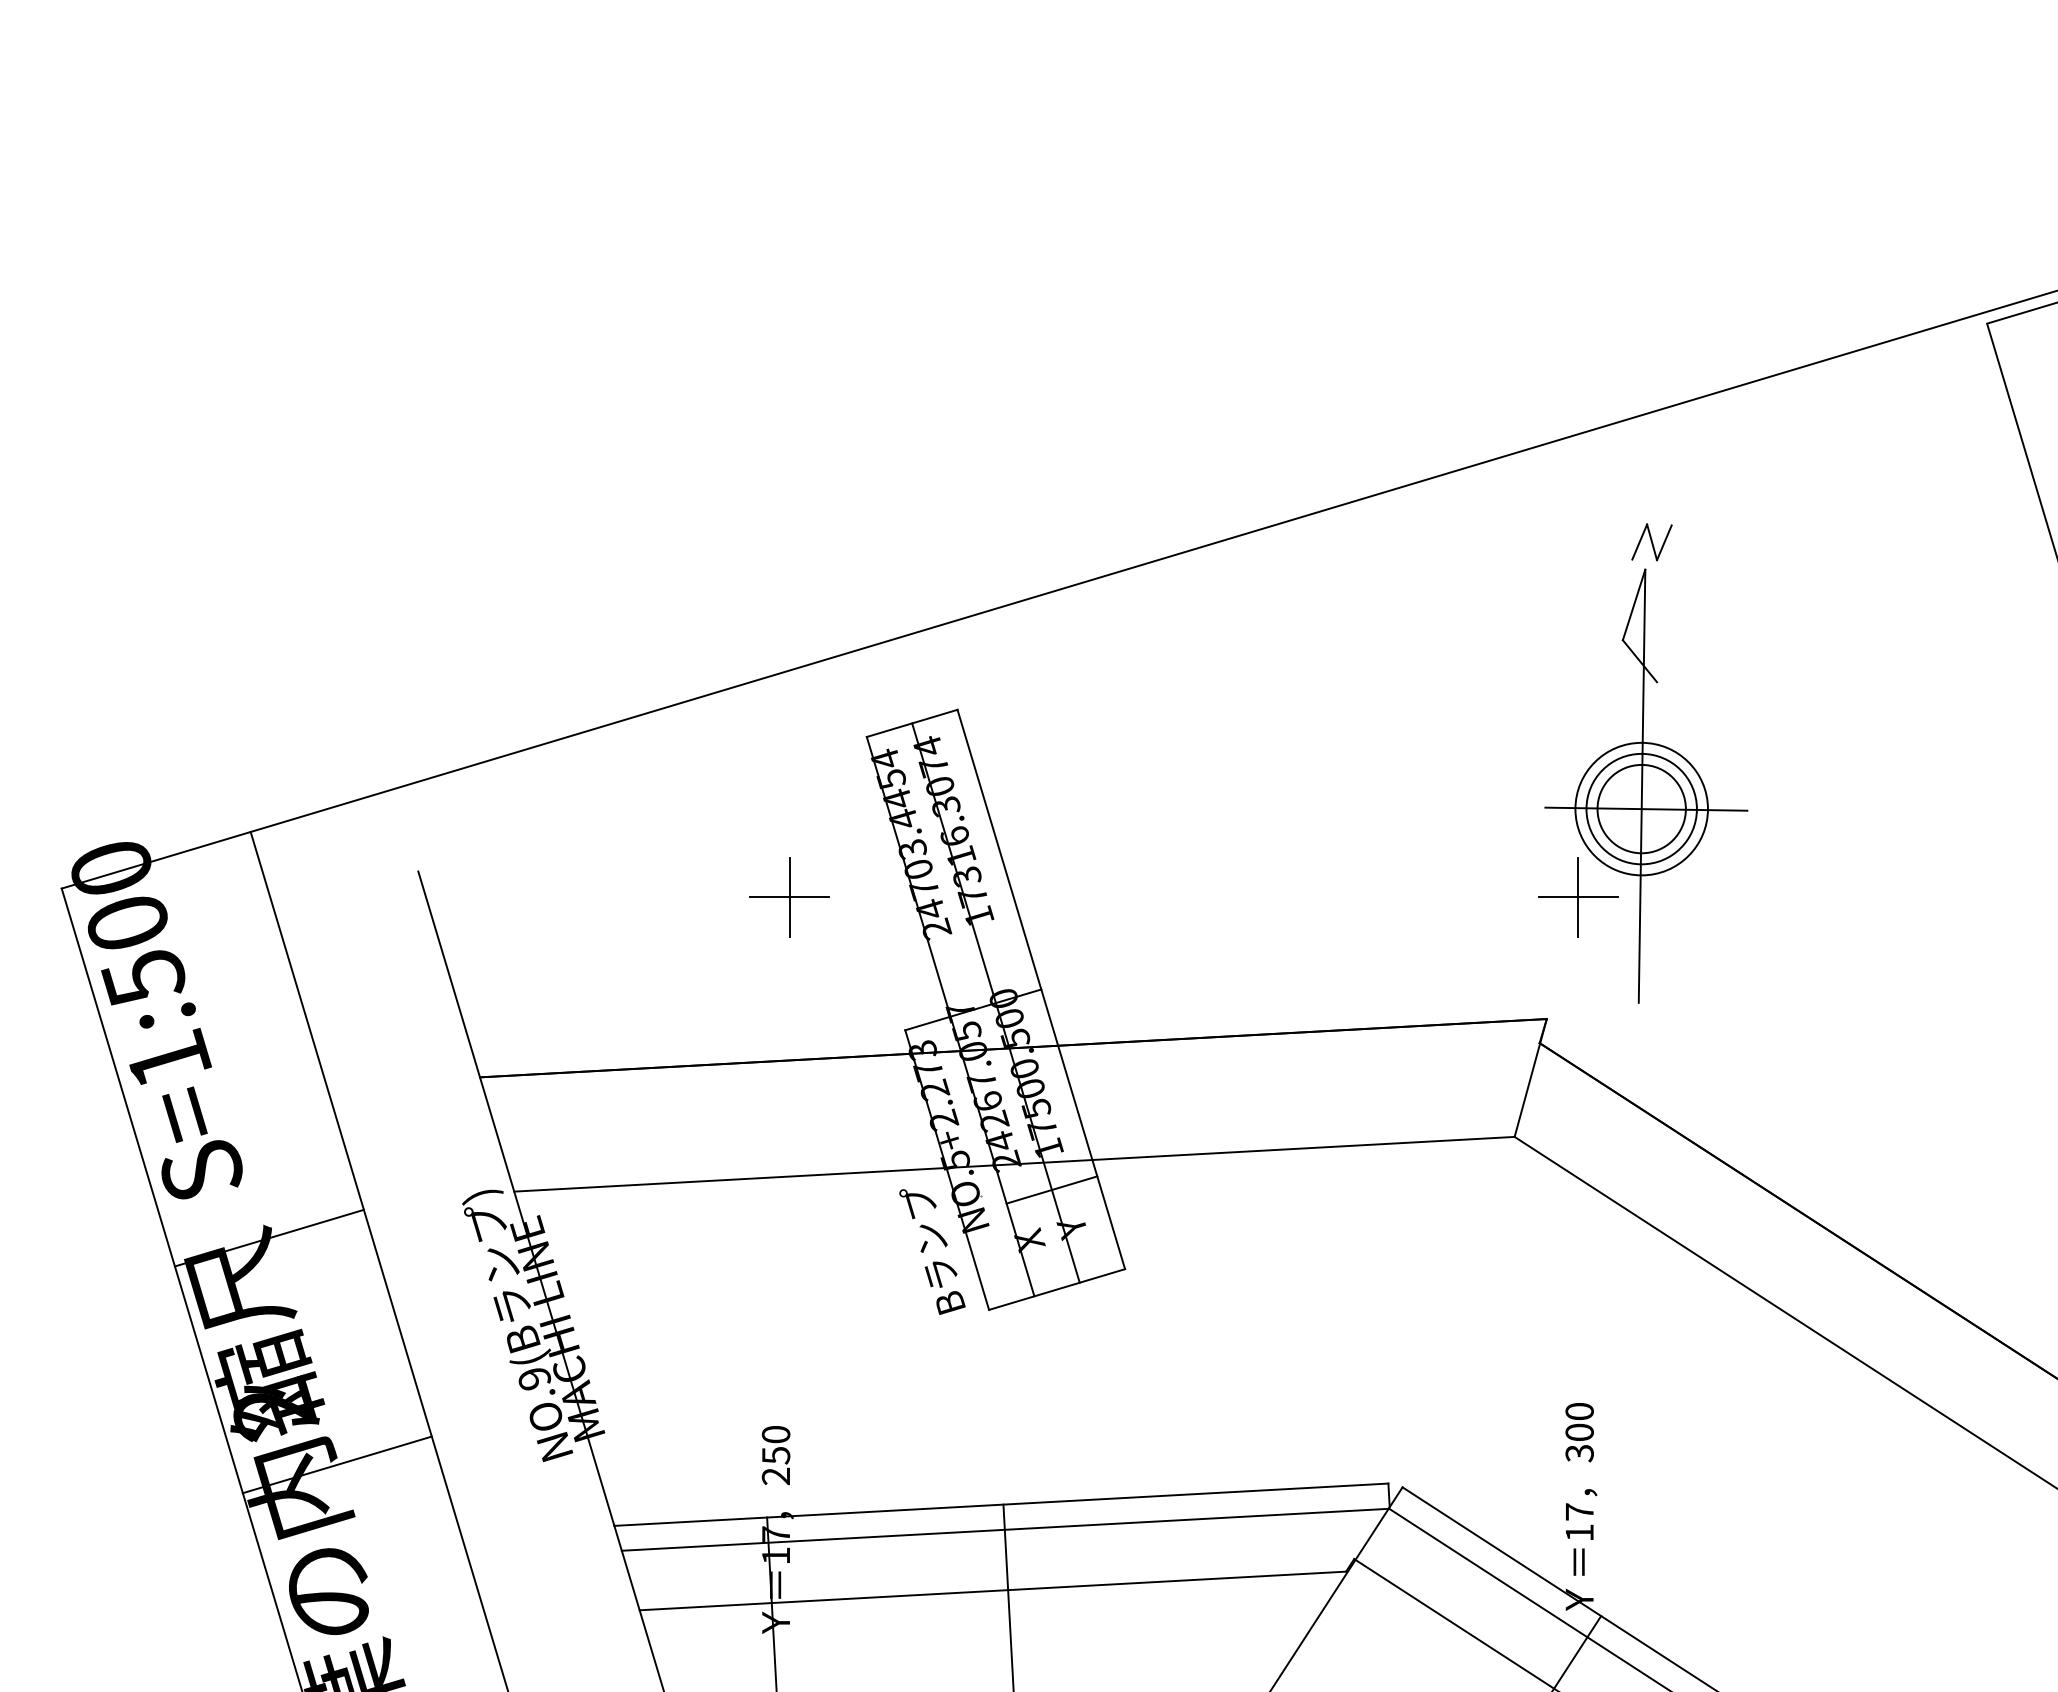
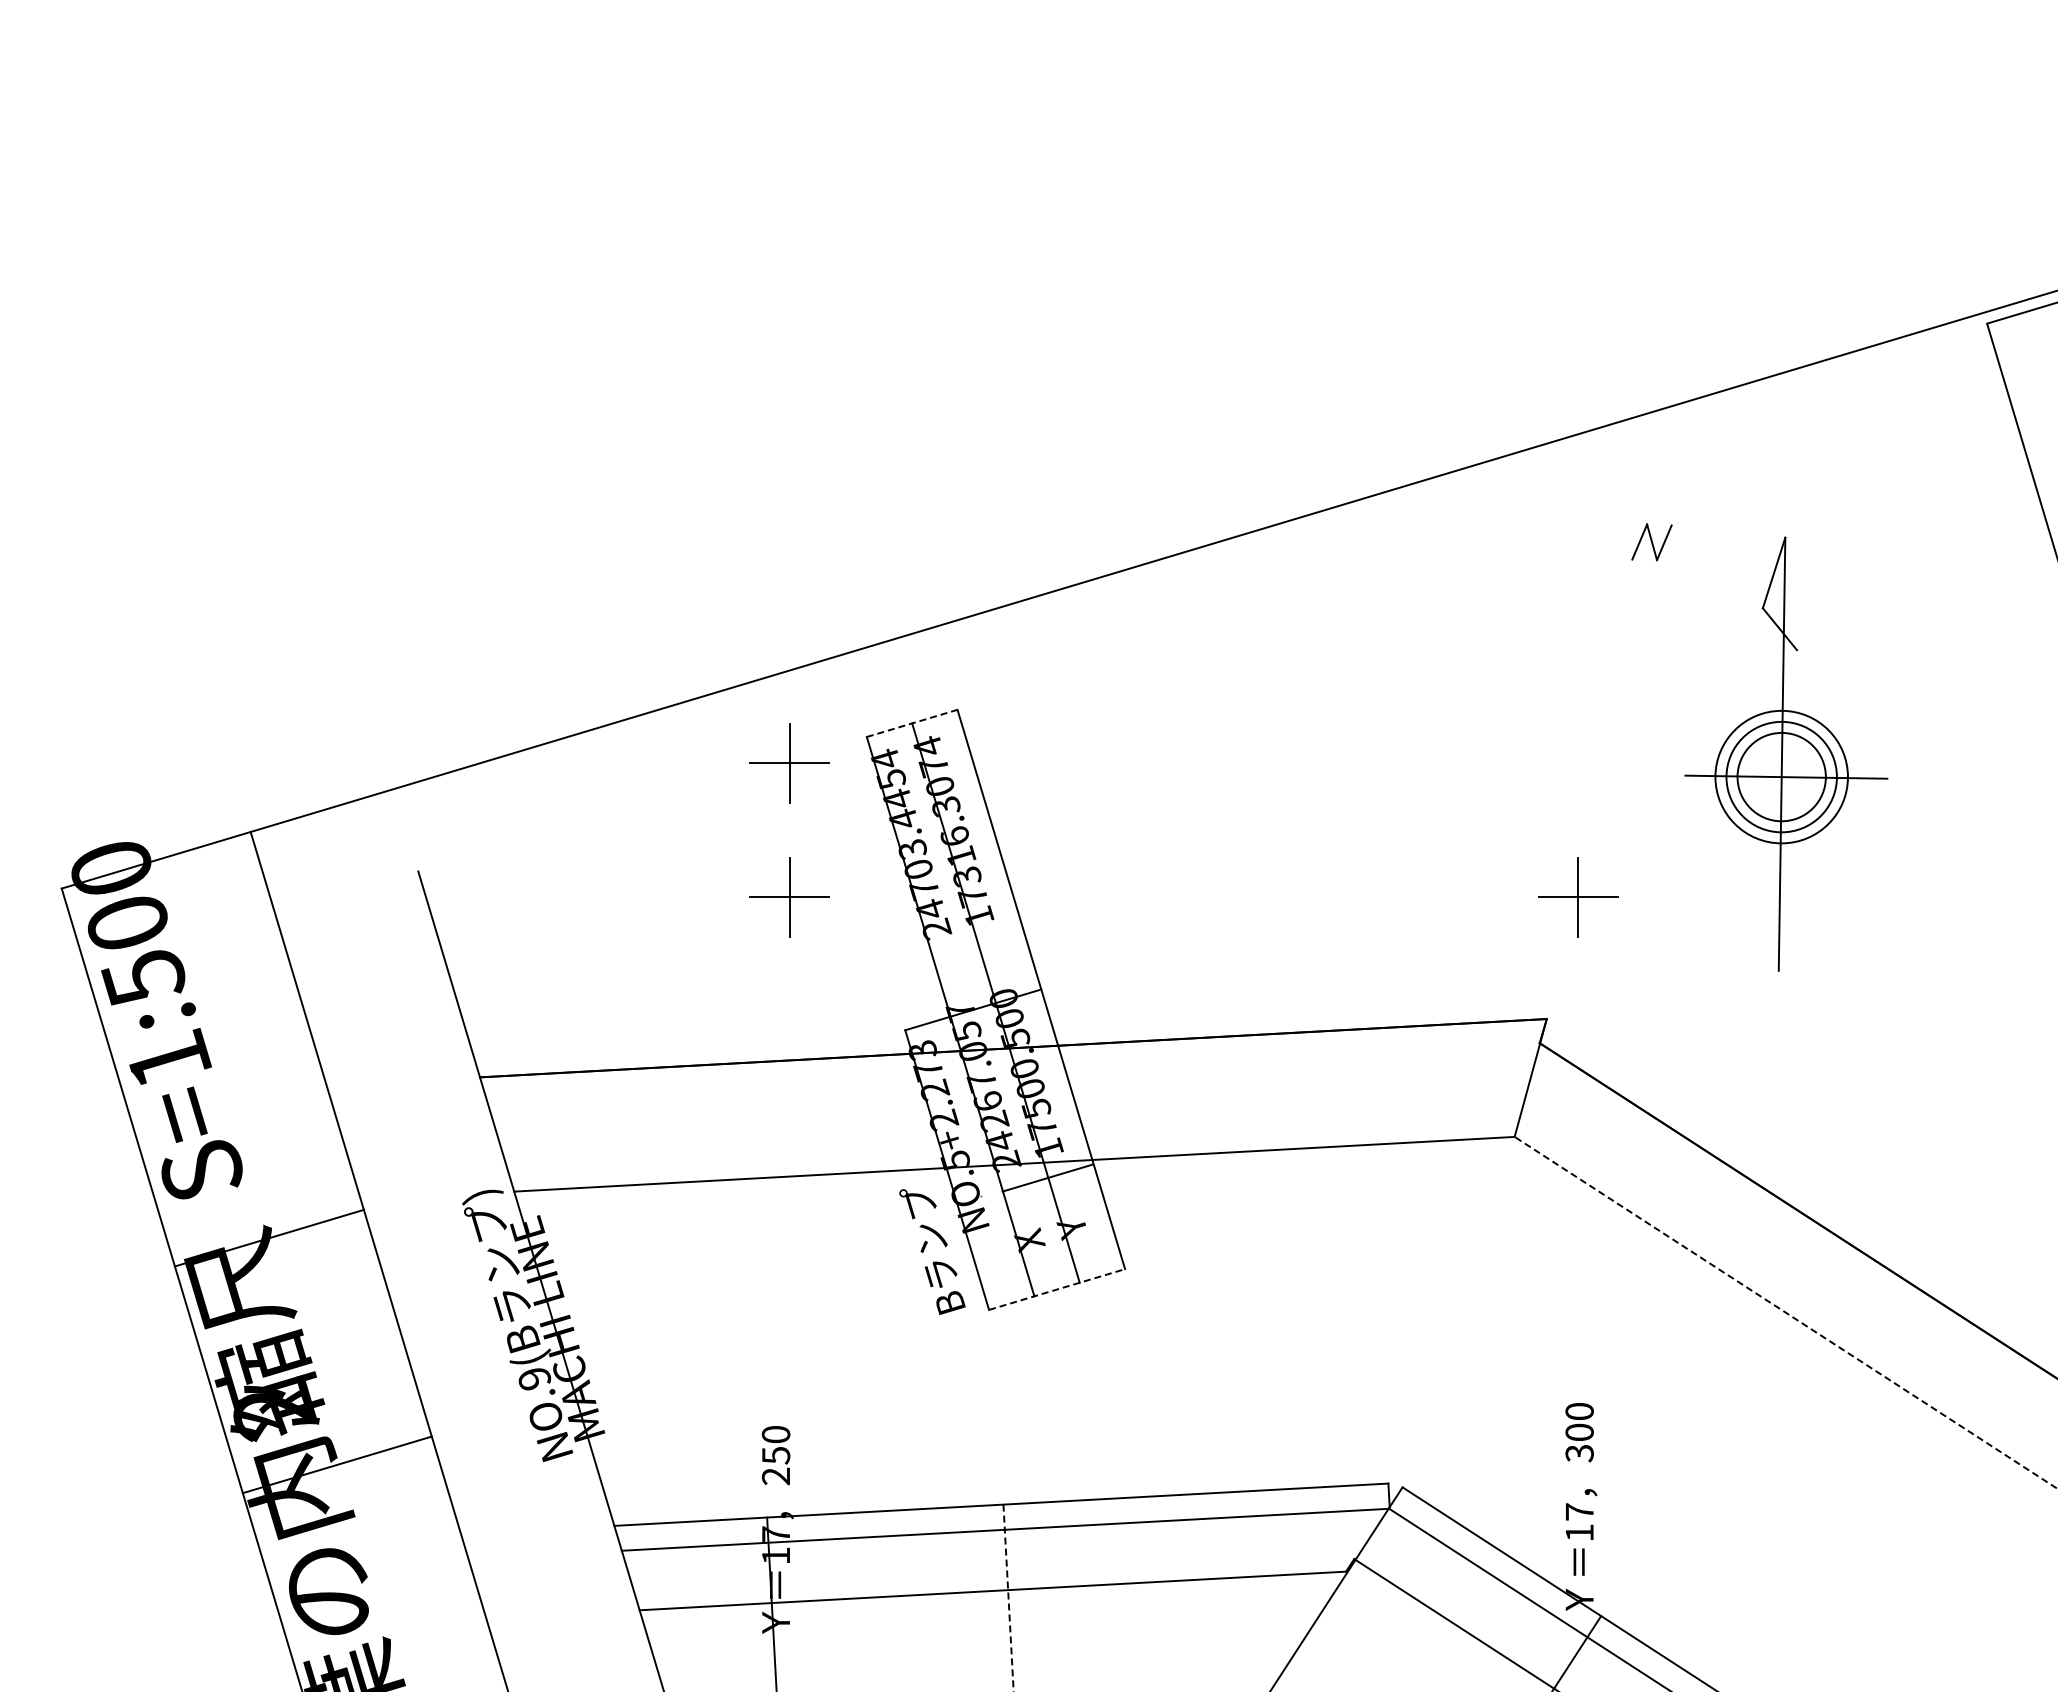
line: solid -> dashed (912, 723)
part: none -> present (789, 763)
part position: (1646, 785) -> (1786, 753) (1786, 753)
line position: (1051, 1189) -> (1047, 1177) (1047, 1177)
line: solid -> dashed (1057, 1289)
line: solid -> dashed (1786, 1313)
line: solid -> dashed (1008, 1598)
